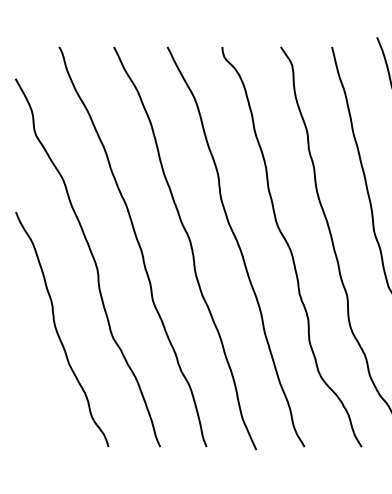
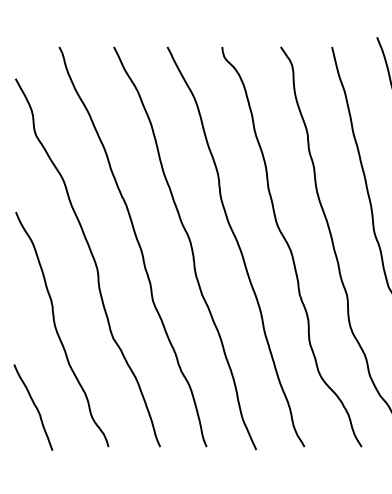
curve: none -> present (34, 406)
